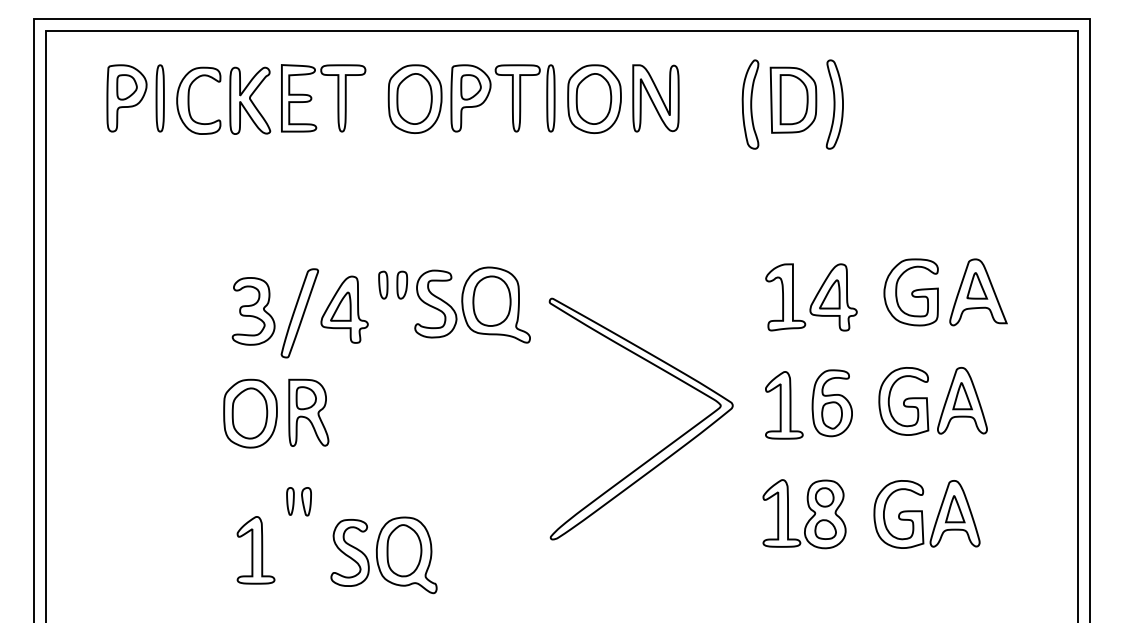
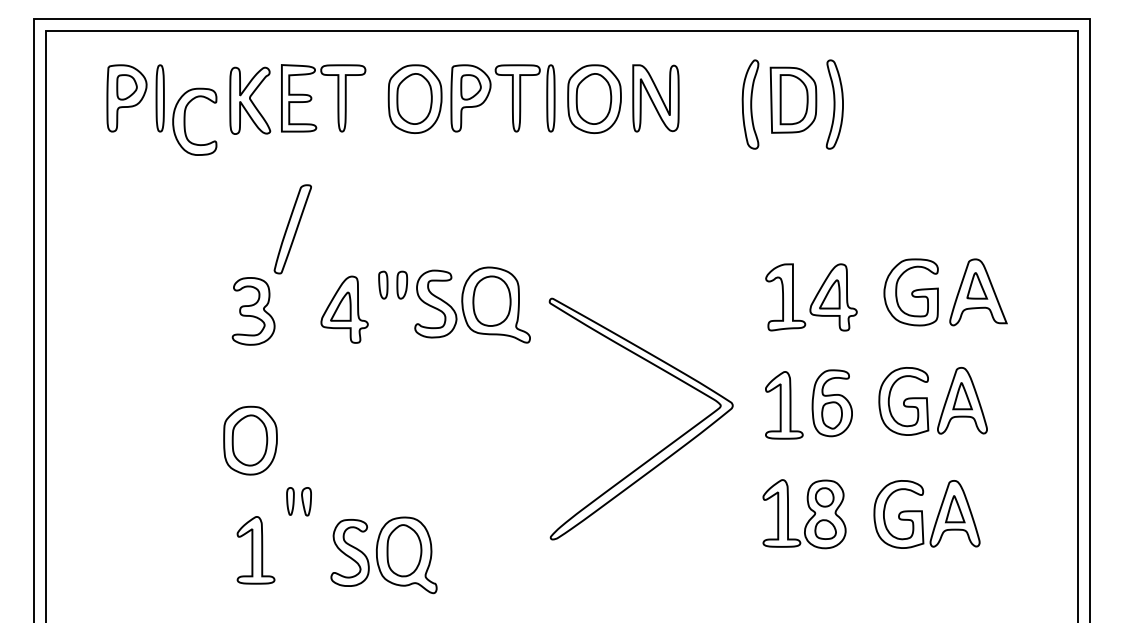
part position: (189, 100) -> (185, 121) (185, 121)
part position: (299, 313) -> (292, 229) (292, 229)
part: present -> none (308, 412)
part position: (250, 413) -> (250, 440) (250, 440)
